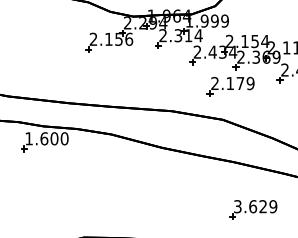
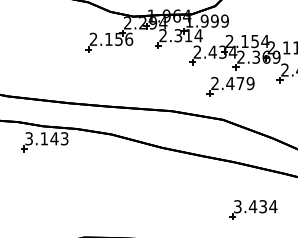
text: 2.179 -> 2.479 (230, 83)
text: 1.600 -> 3.143 (46, 138)
text: 3.629 -> 3.434 (262, 206)
